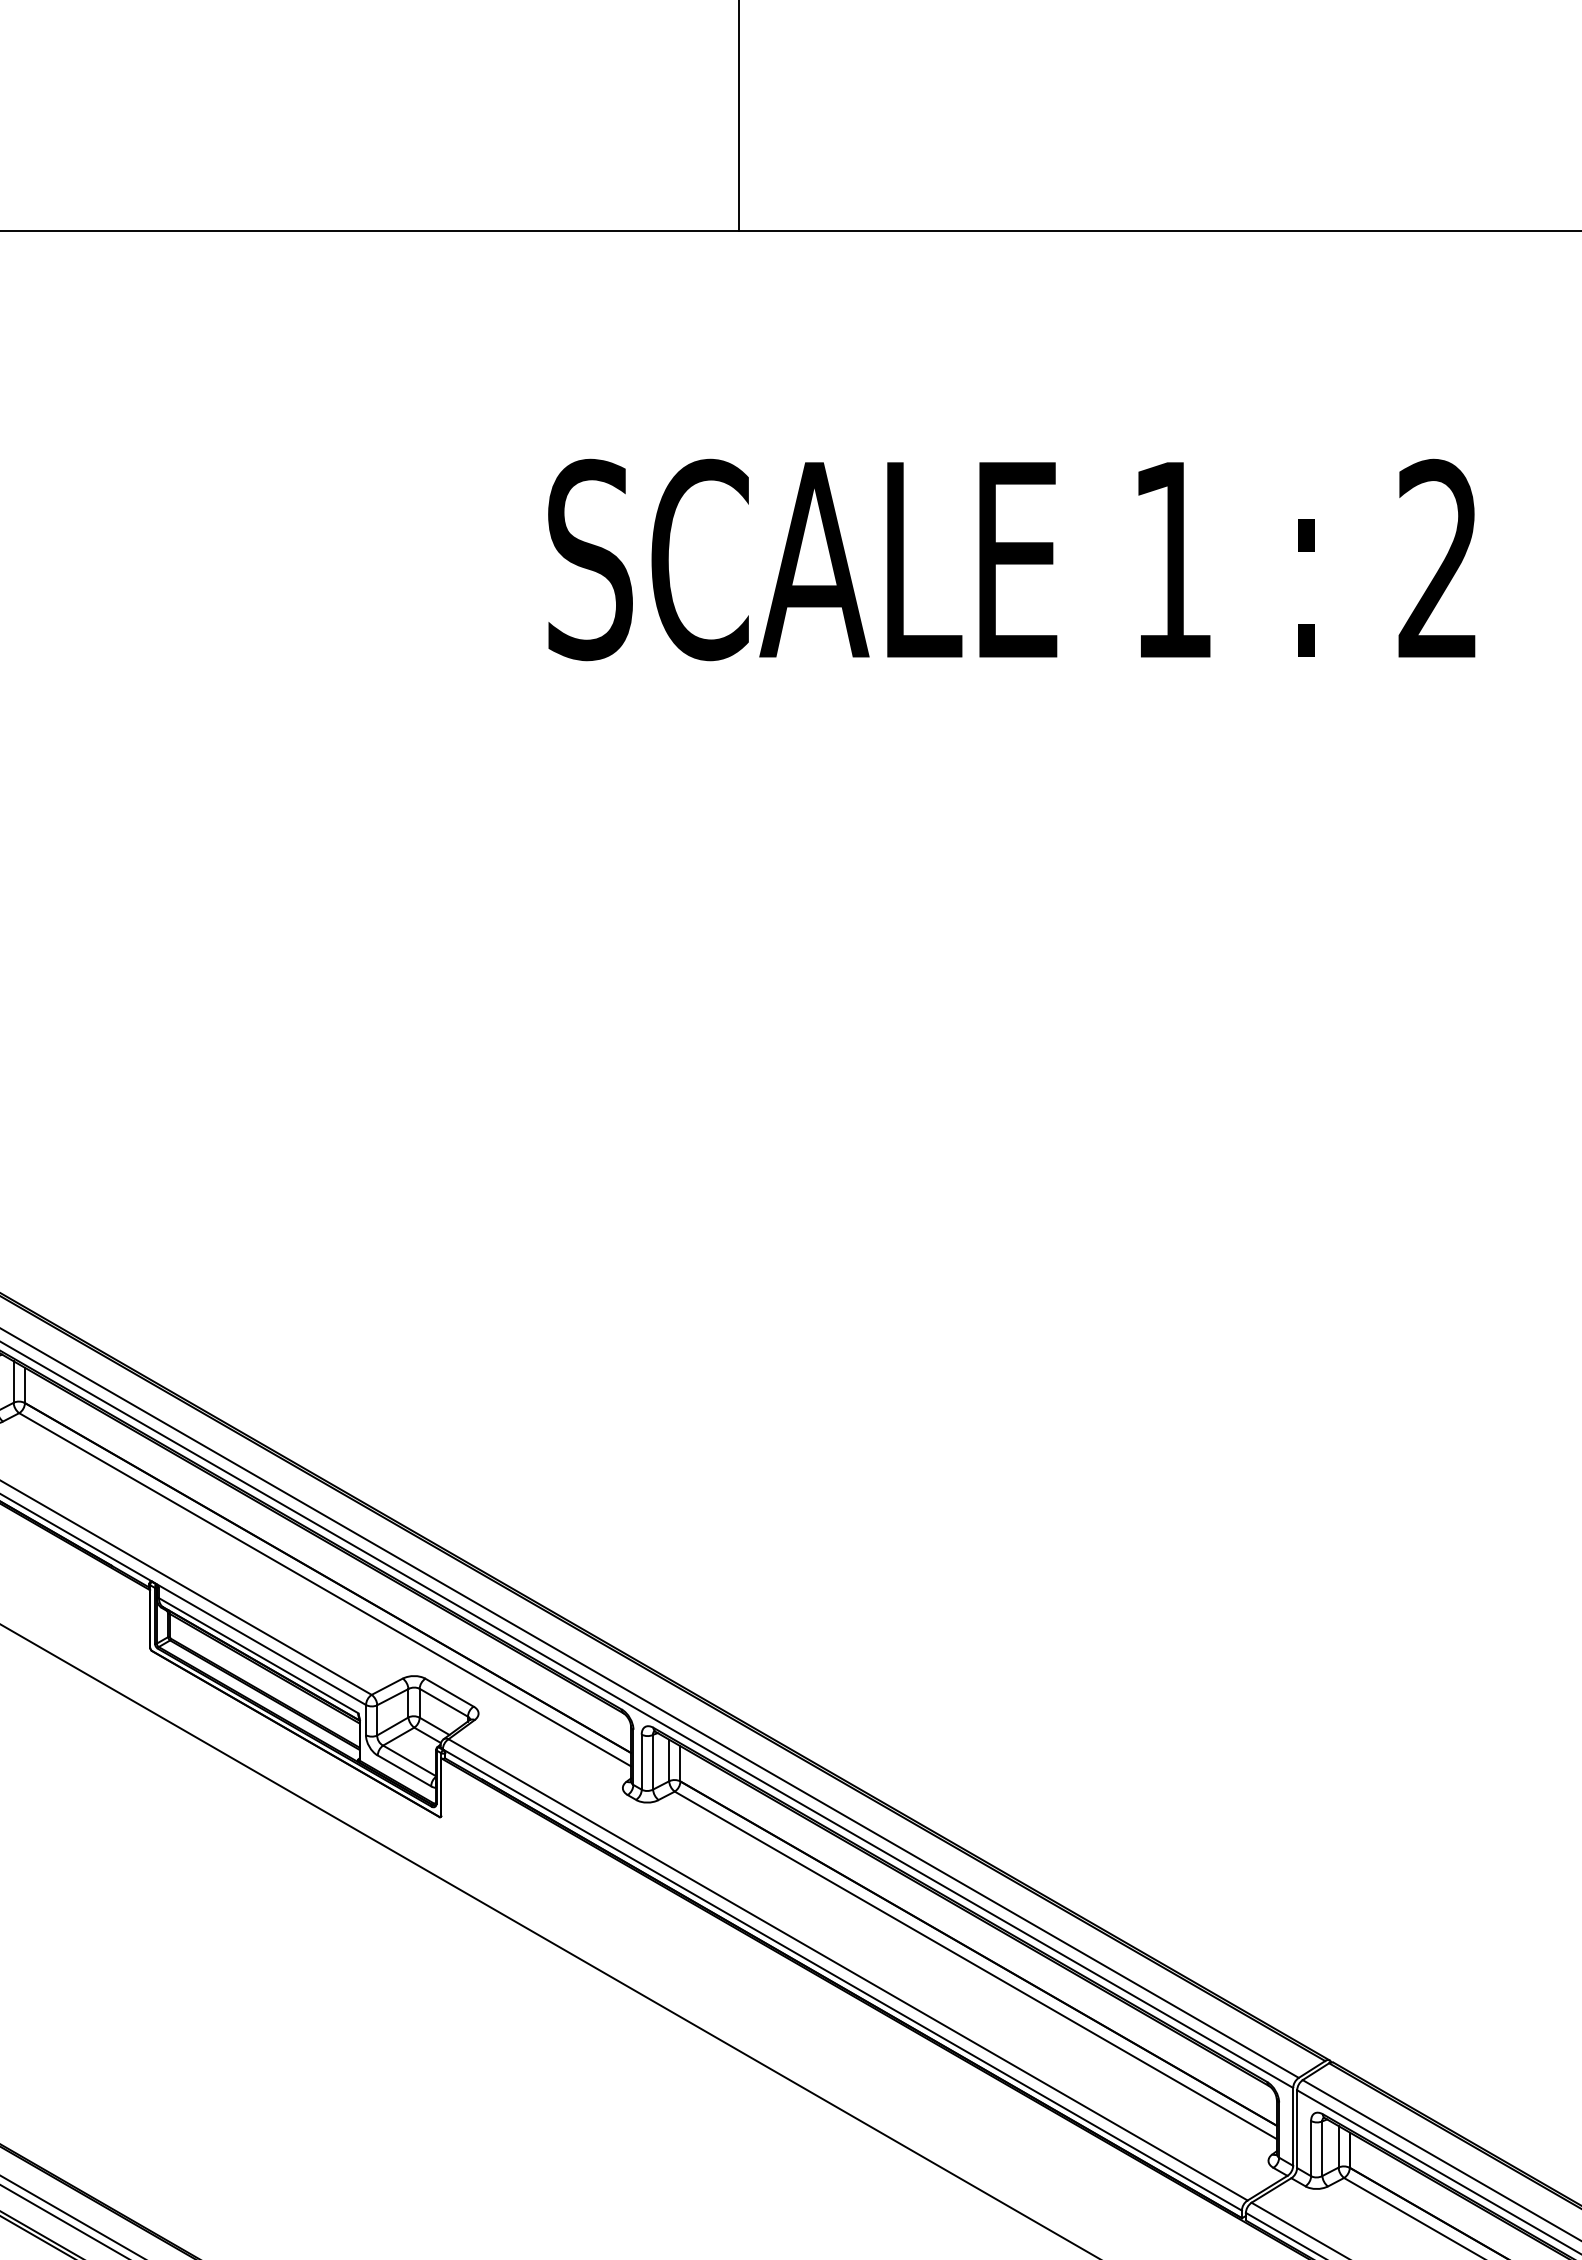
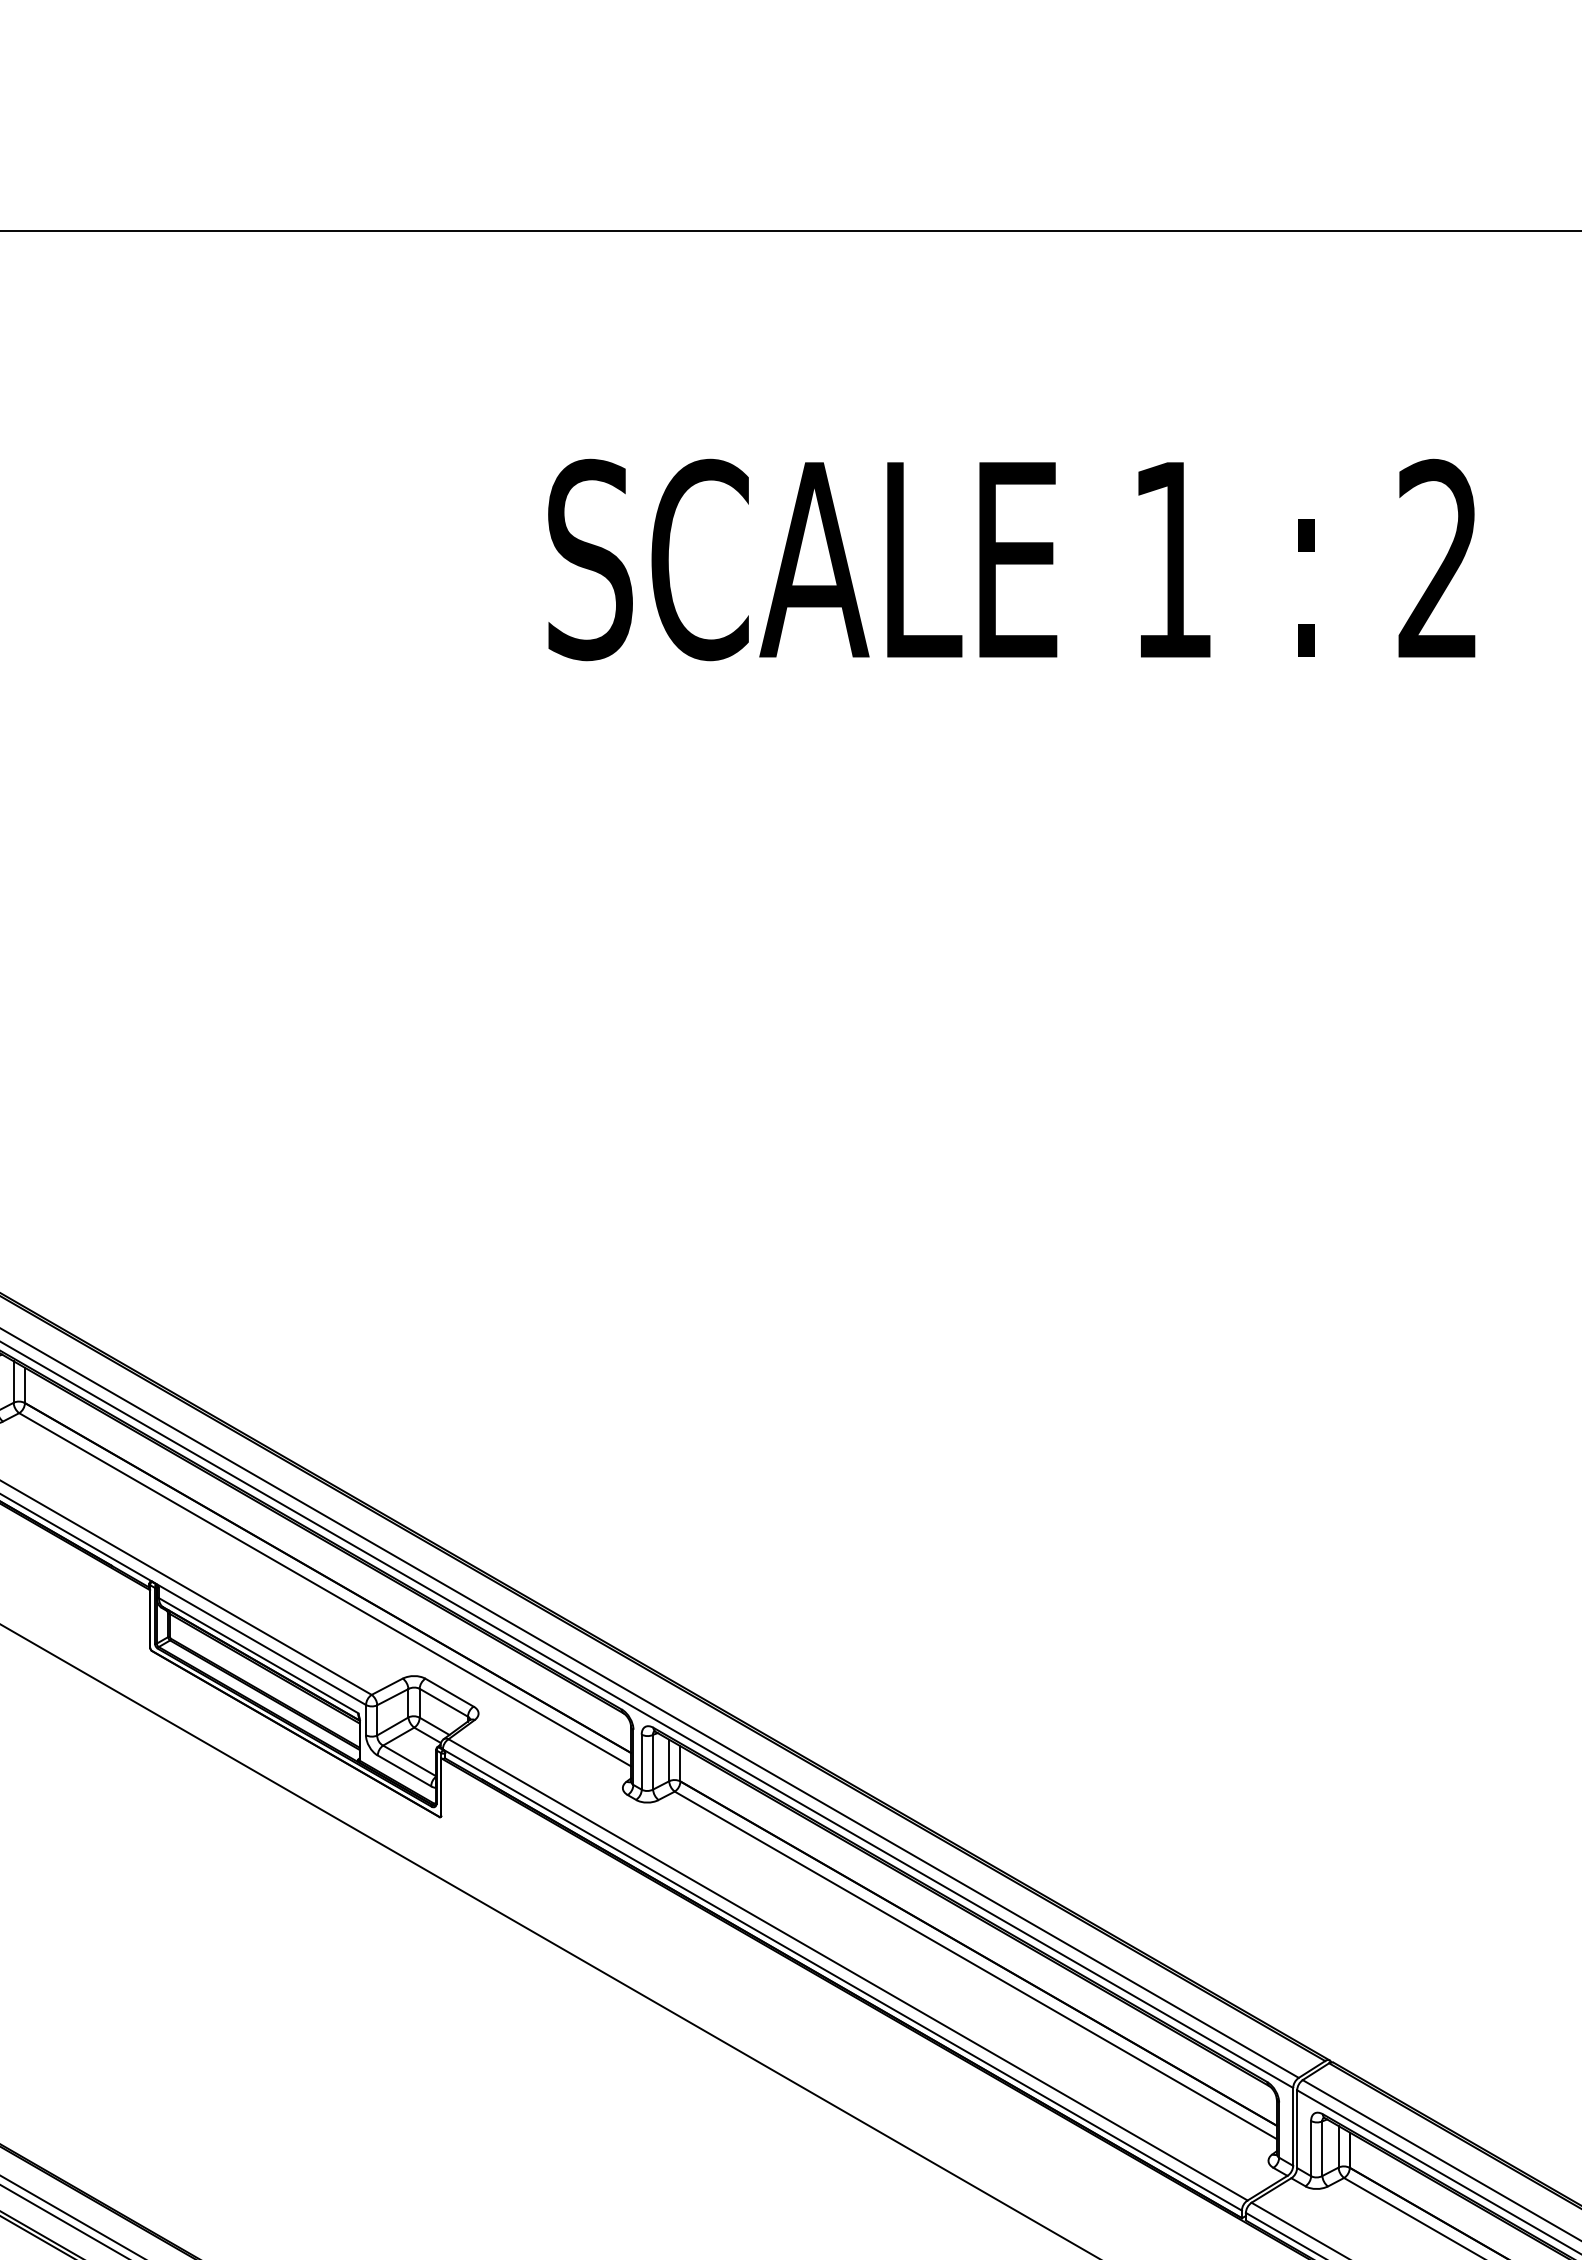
line: present -> none (738, 116)
